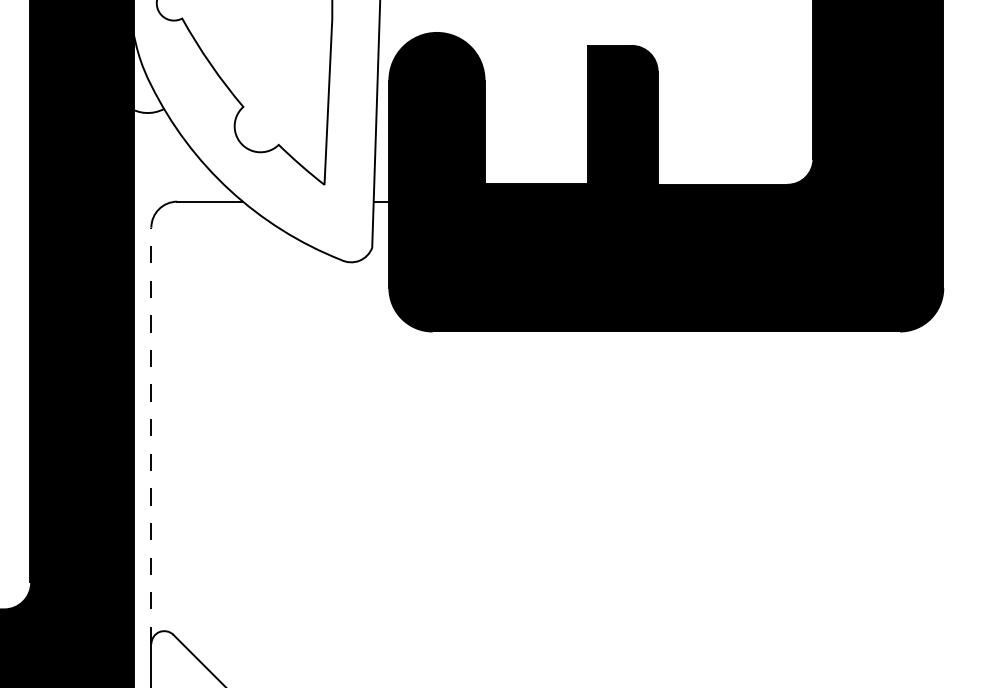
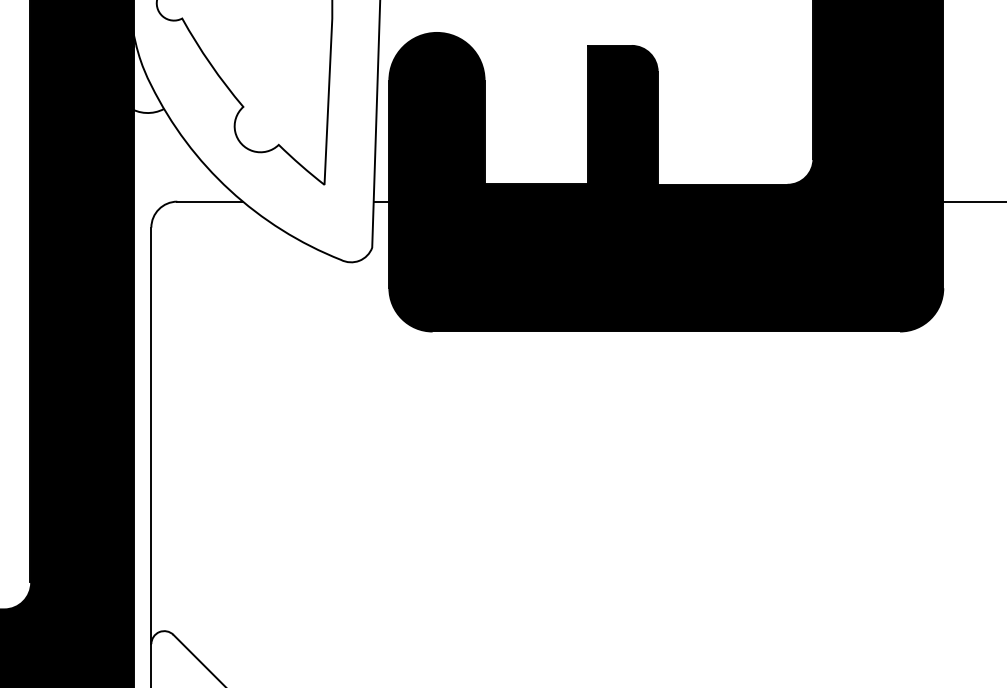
line: none -> present (973, 201)
line: dashed -> solid (151, 435)
